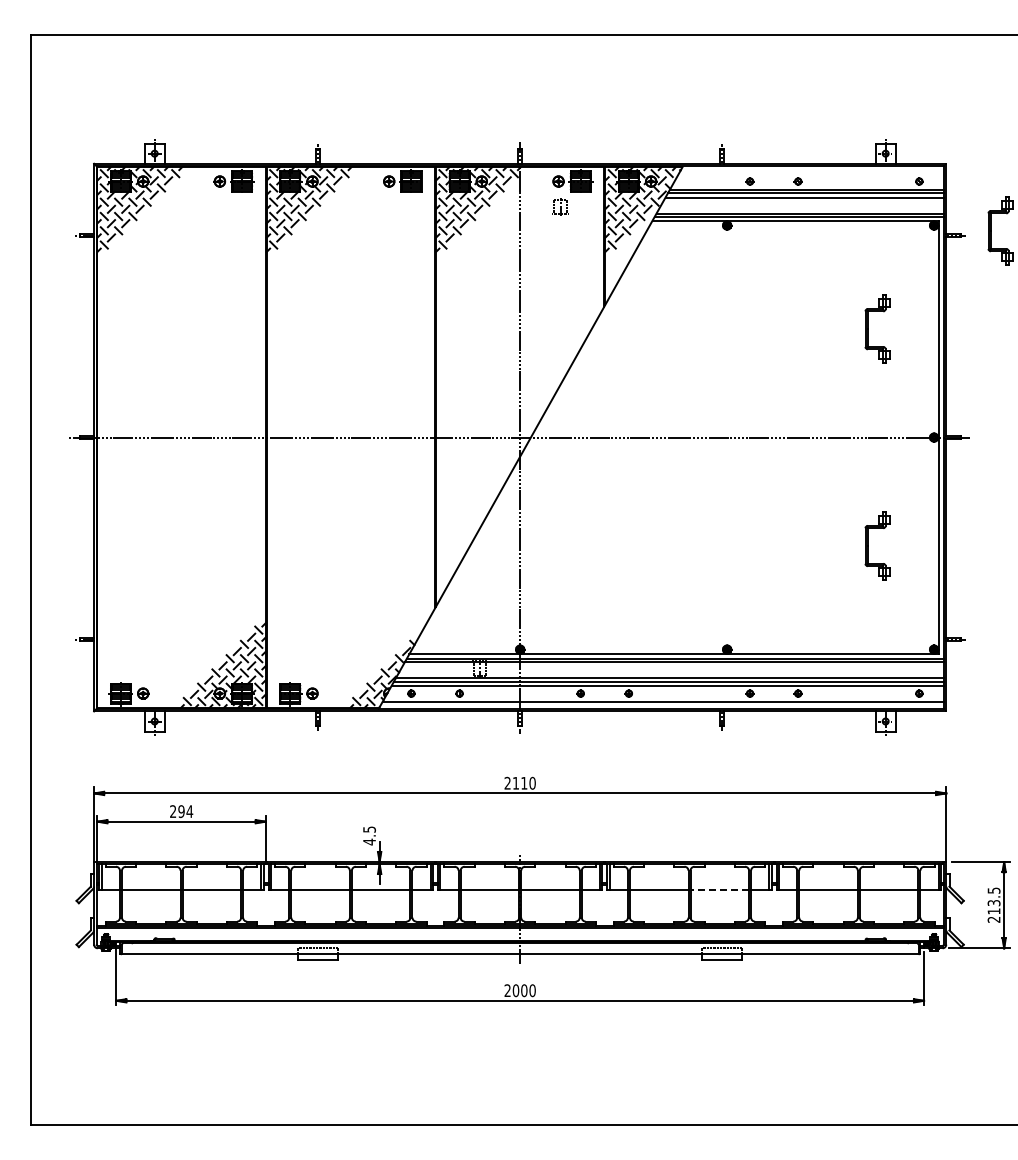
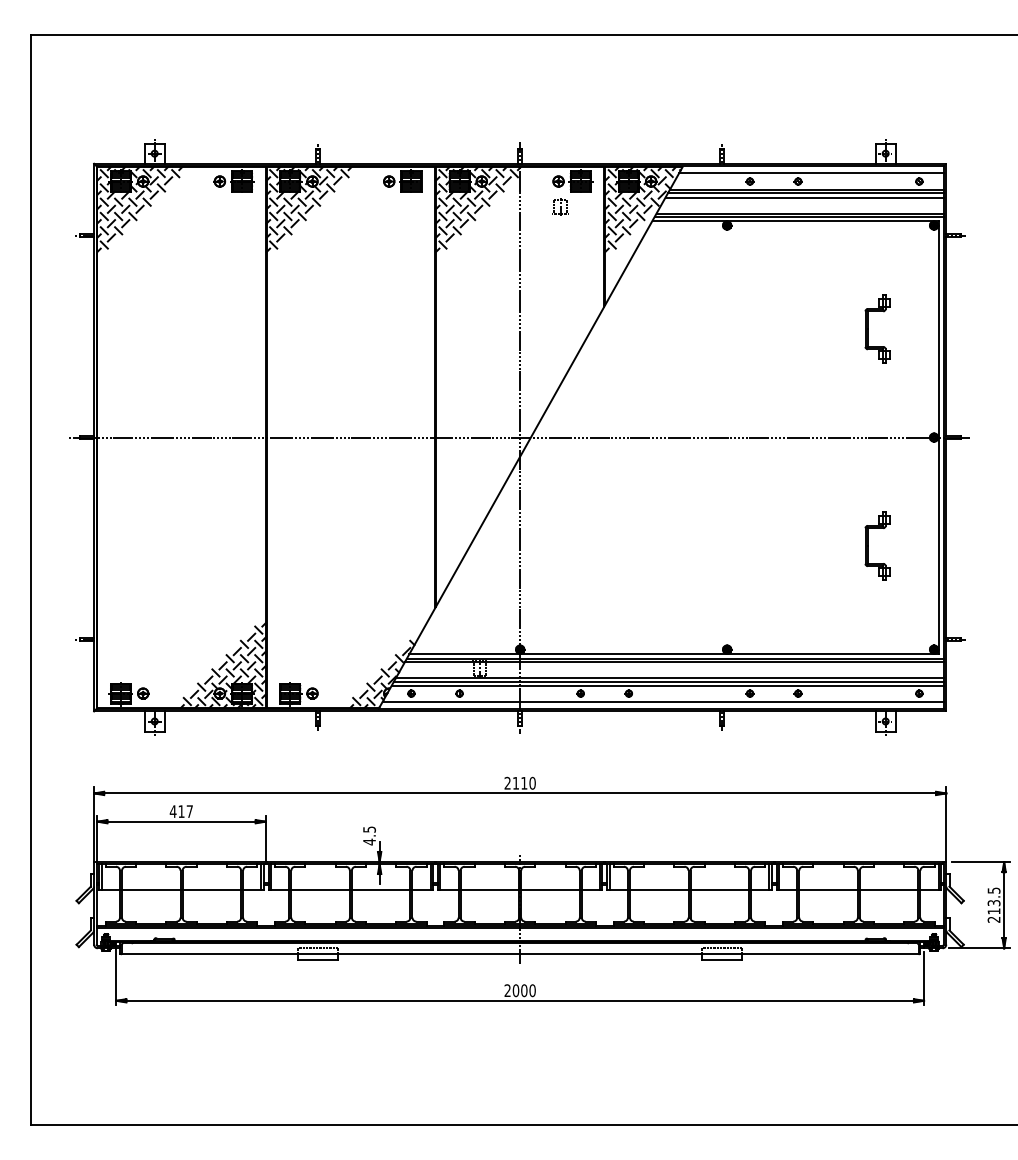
line: none -> present (811, 173)
part: present -> none (991, 230)
text: 294 -> 417 (181, 811)
line: dashed -> solid (719, 890)
